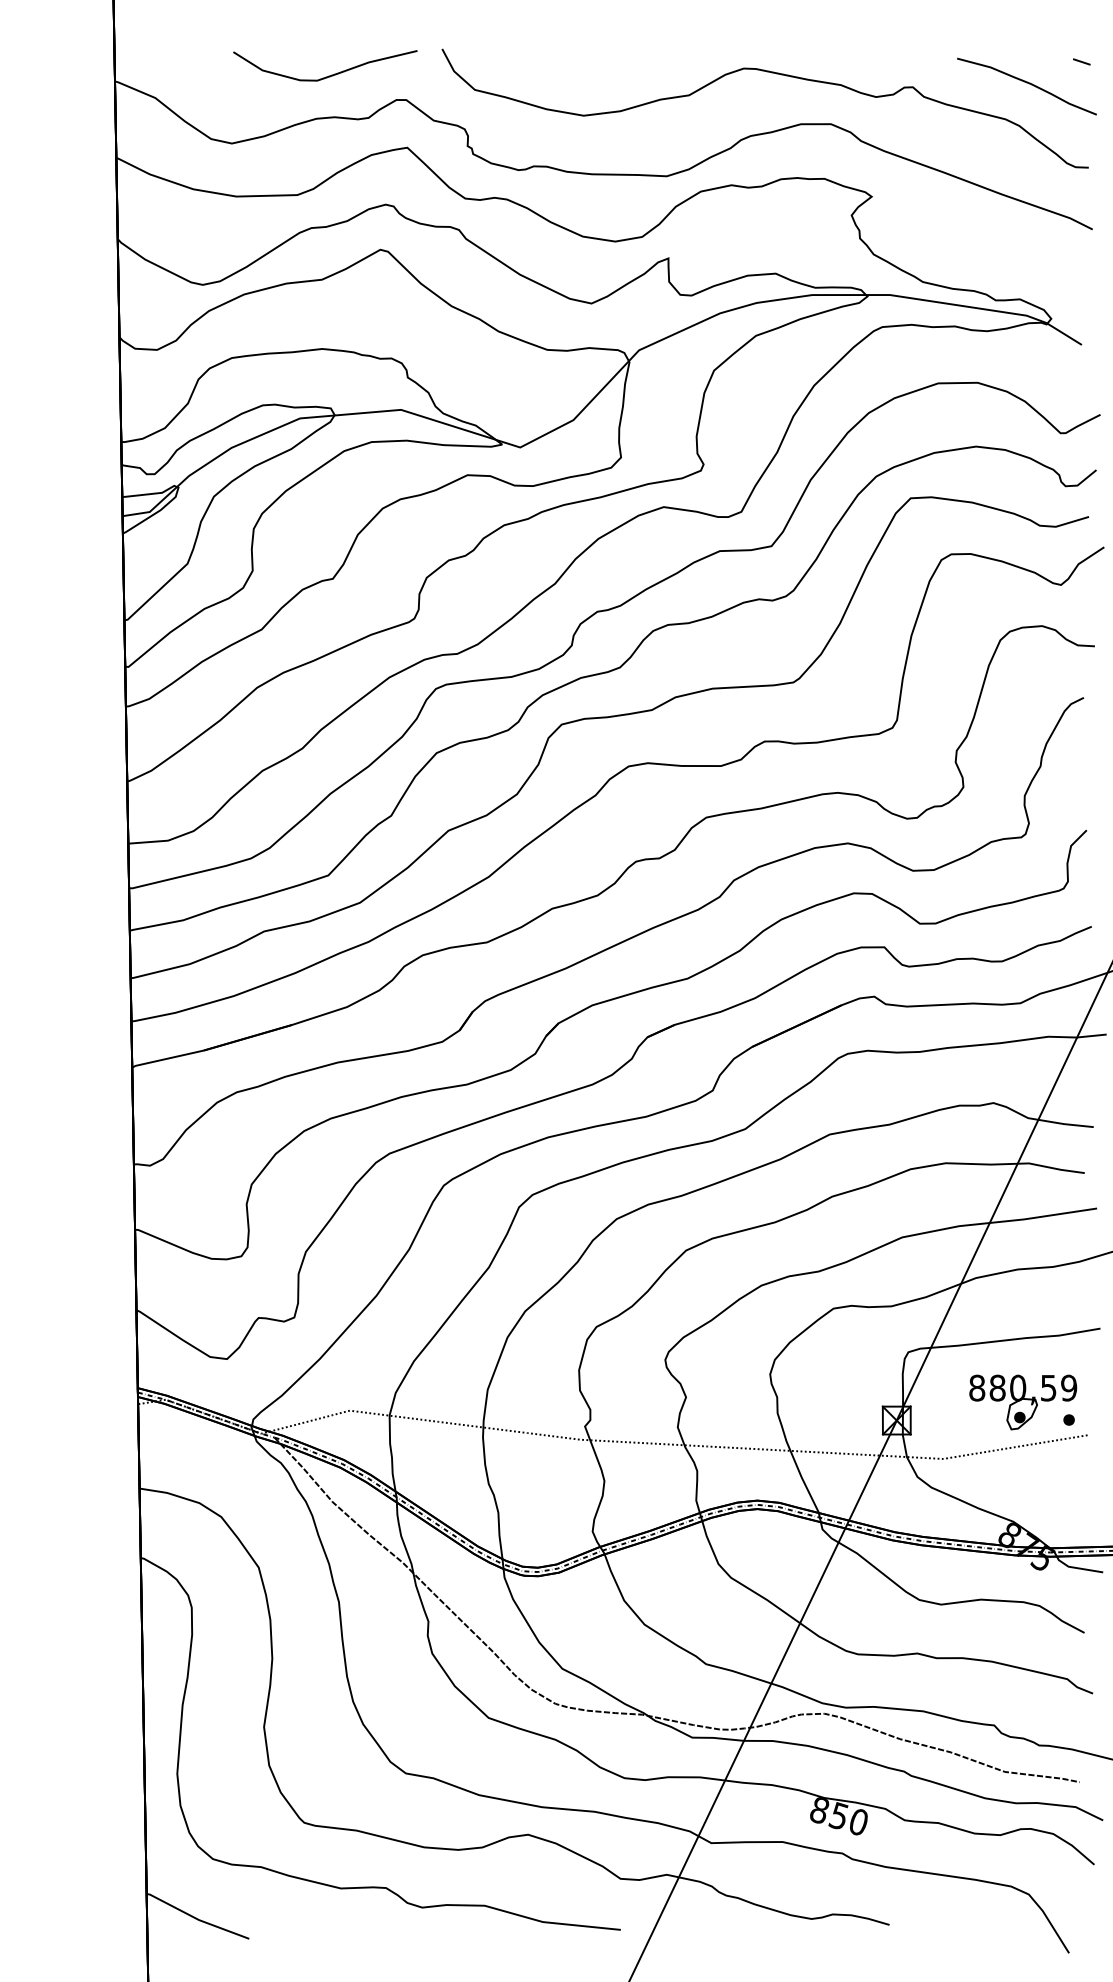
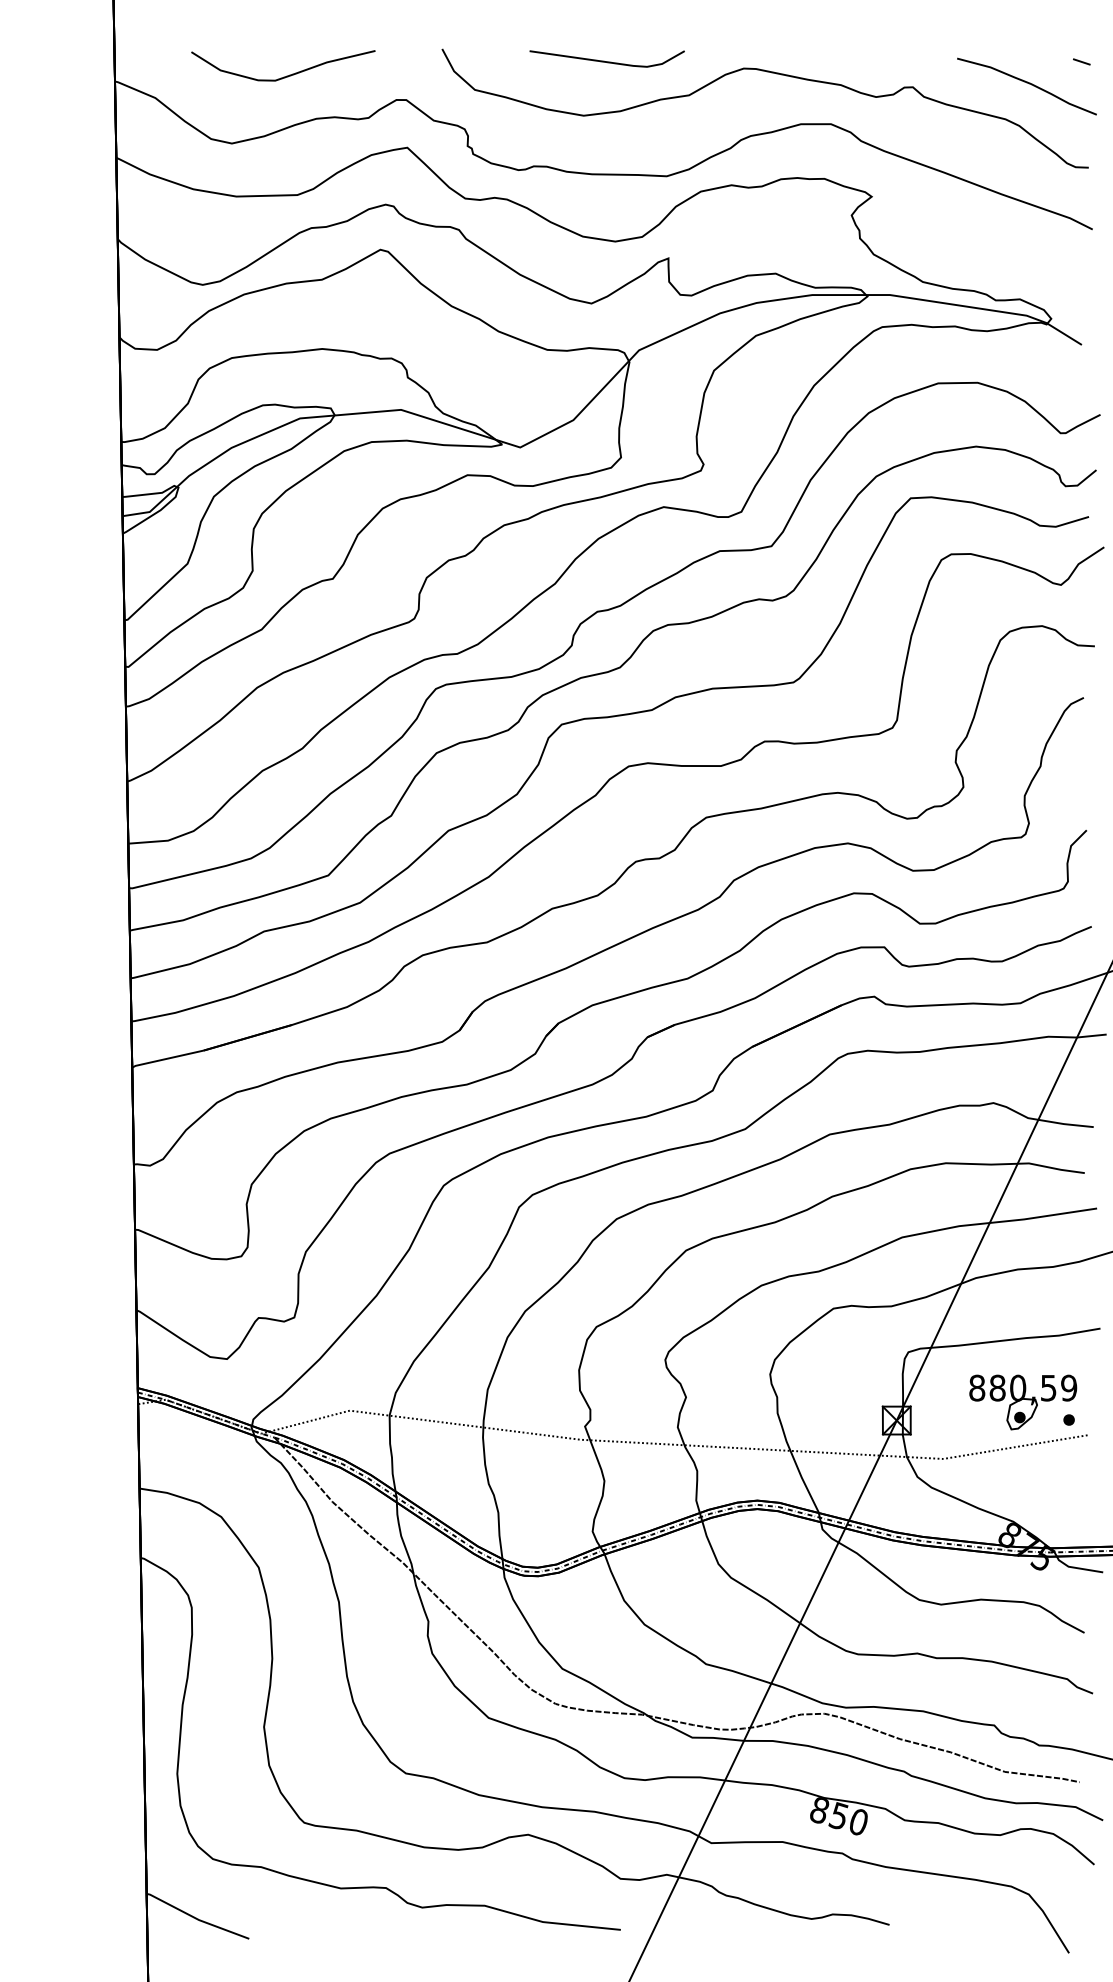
line: none -> present (604, 60)
curve position: (328, 75) -> (286, 75) (286, 75)
